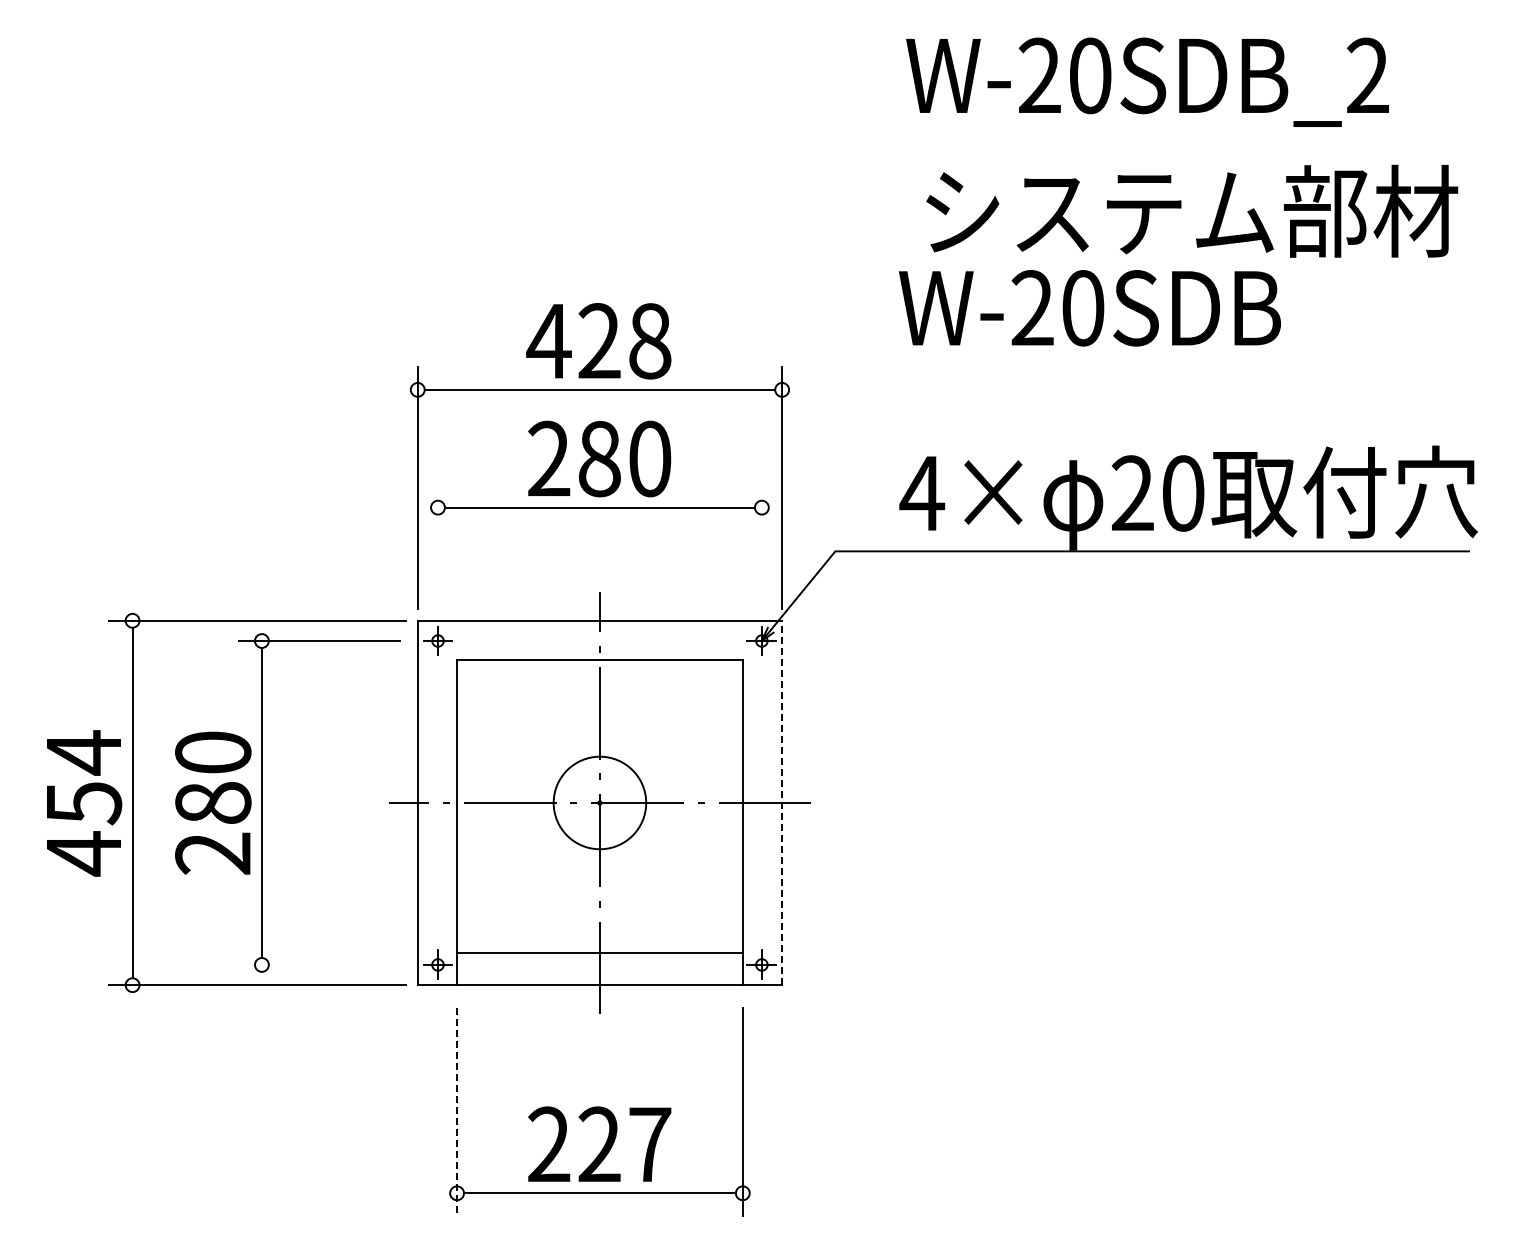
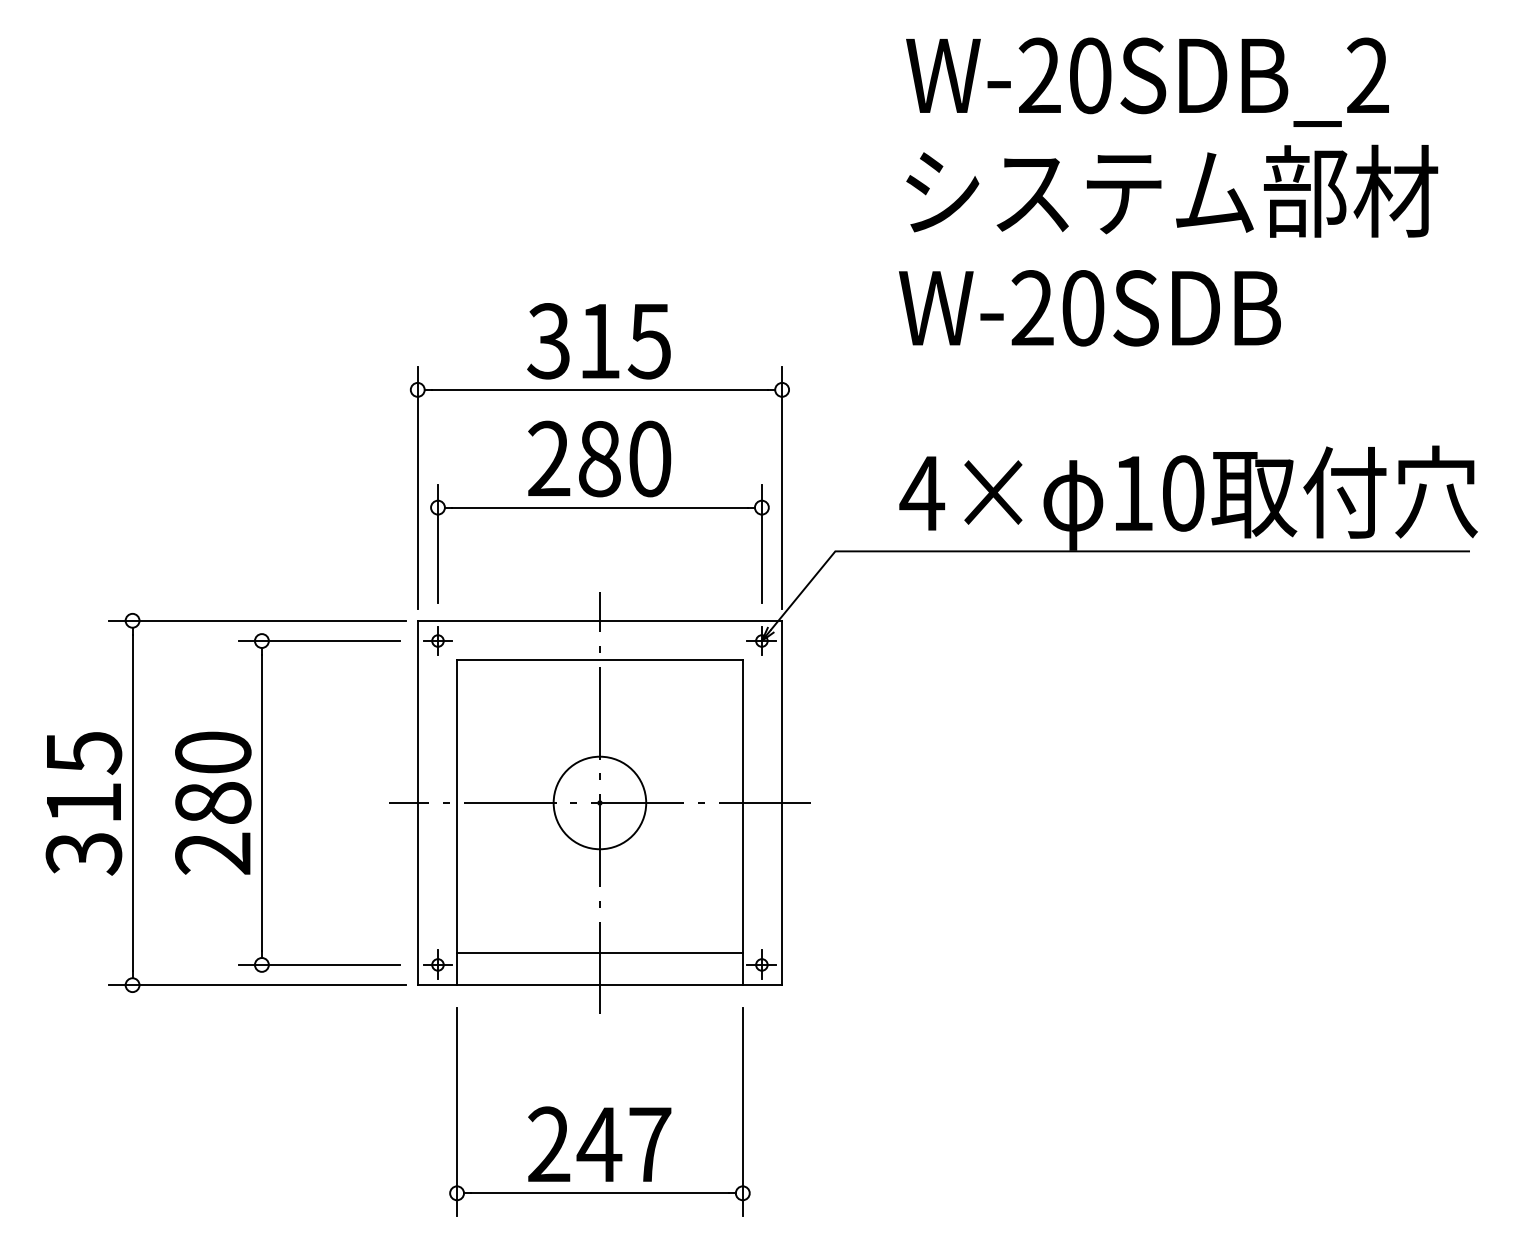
text position: (1192, 210) -> (1172, 190) (1172, 190)
text: 428 -> 315 (598, 341)
text: 20 -> 10 (1132, 492)
line: none -> present (437, 543)
line: none -> present (761, 543)
line: dashed -> solid (782, 802)
text: 454 -> 315 (83, 803)
line: none -> present (319, 964)
line: dashed -> solid (457, 1112)
text: 227 -> 247 (599, 1143)
